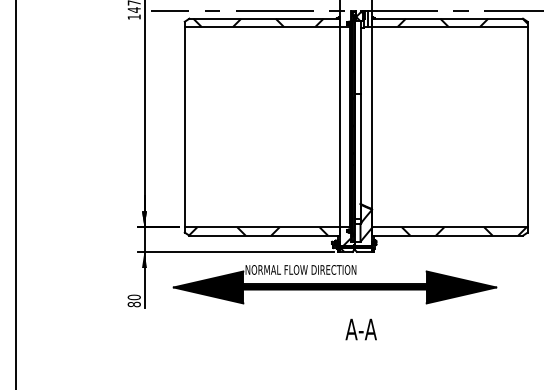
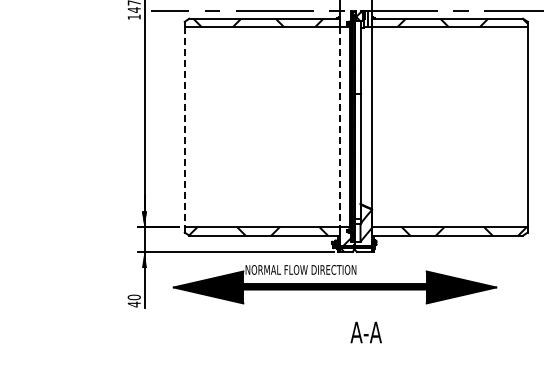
line: solid -> dashed (184, 127)
line: solid -> dashed (340, 127)
line: present -> none (16, 194)
text: 80 -> 40 (133, 304)
text position: (360, 329) -> (365, 332) (365, 332)
